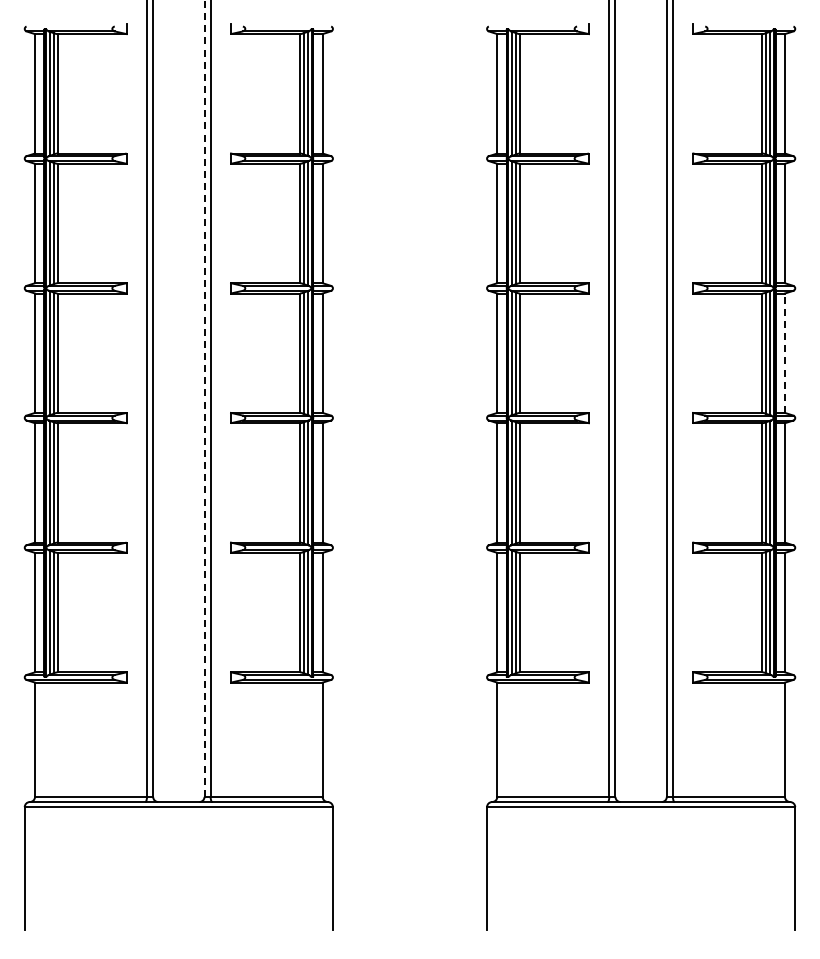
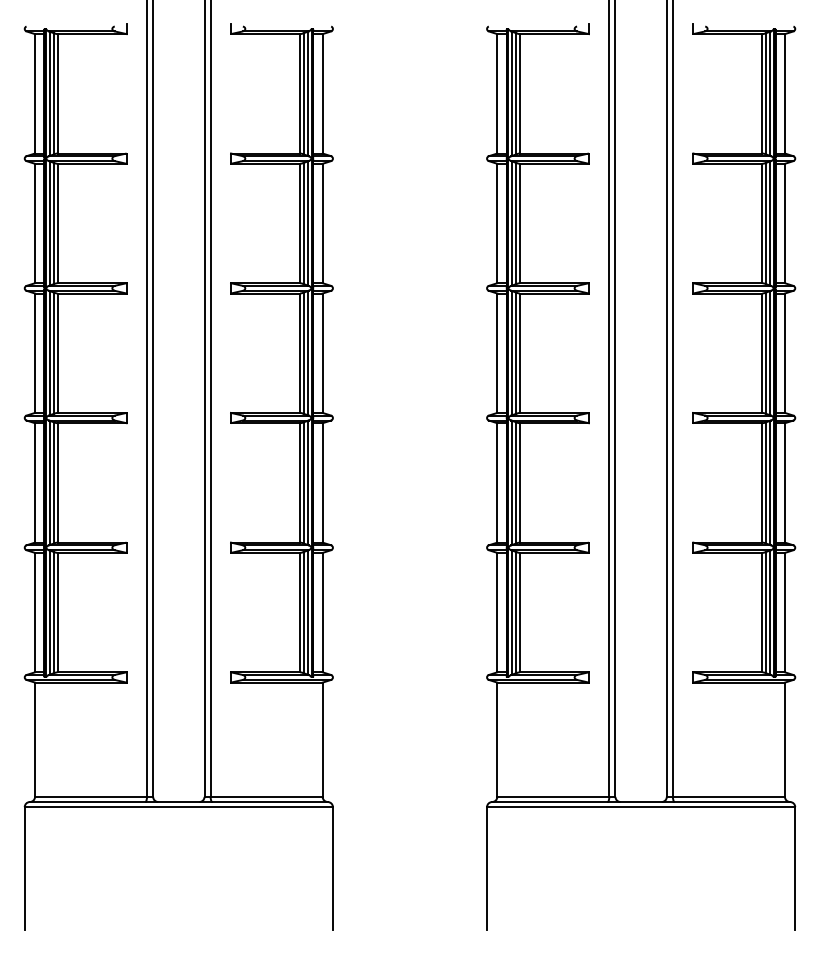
line: dashed -> solid (784, 353)
line: dashed -> solid (204, 398)
